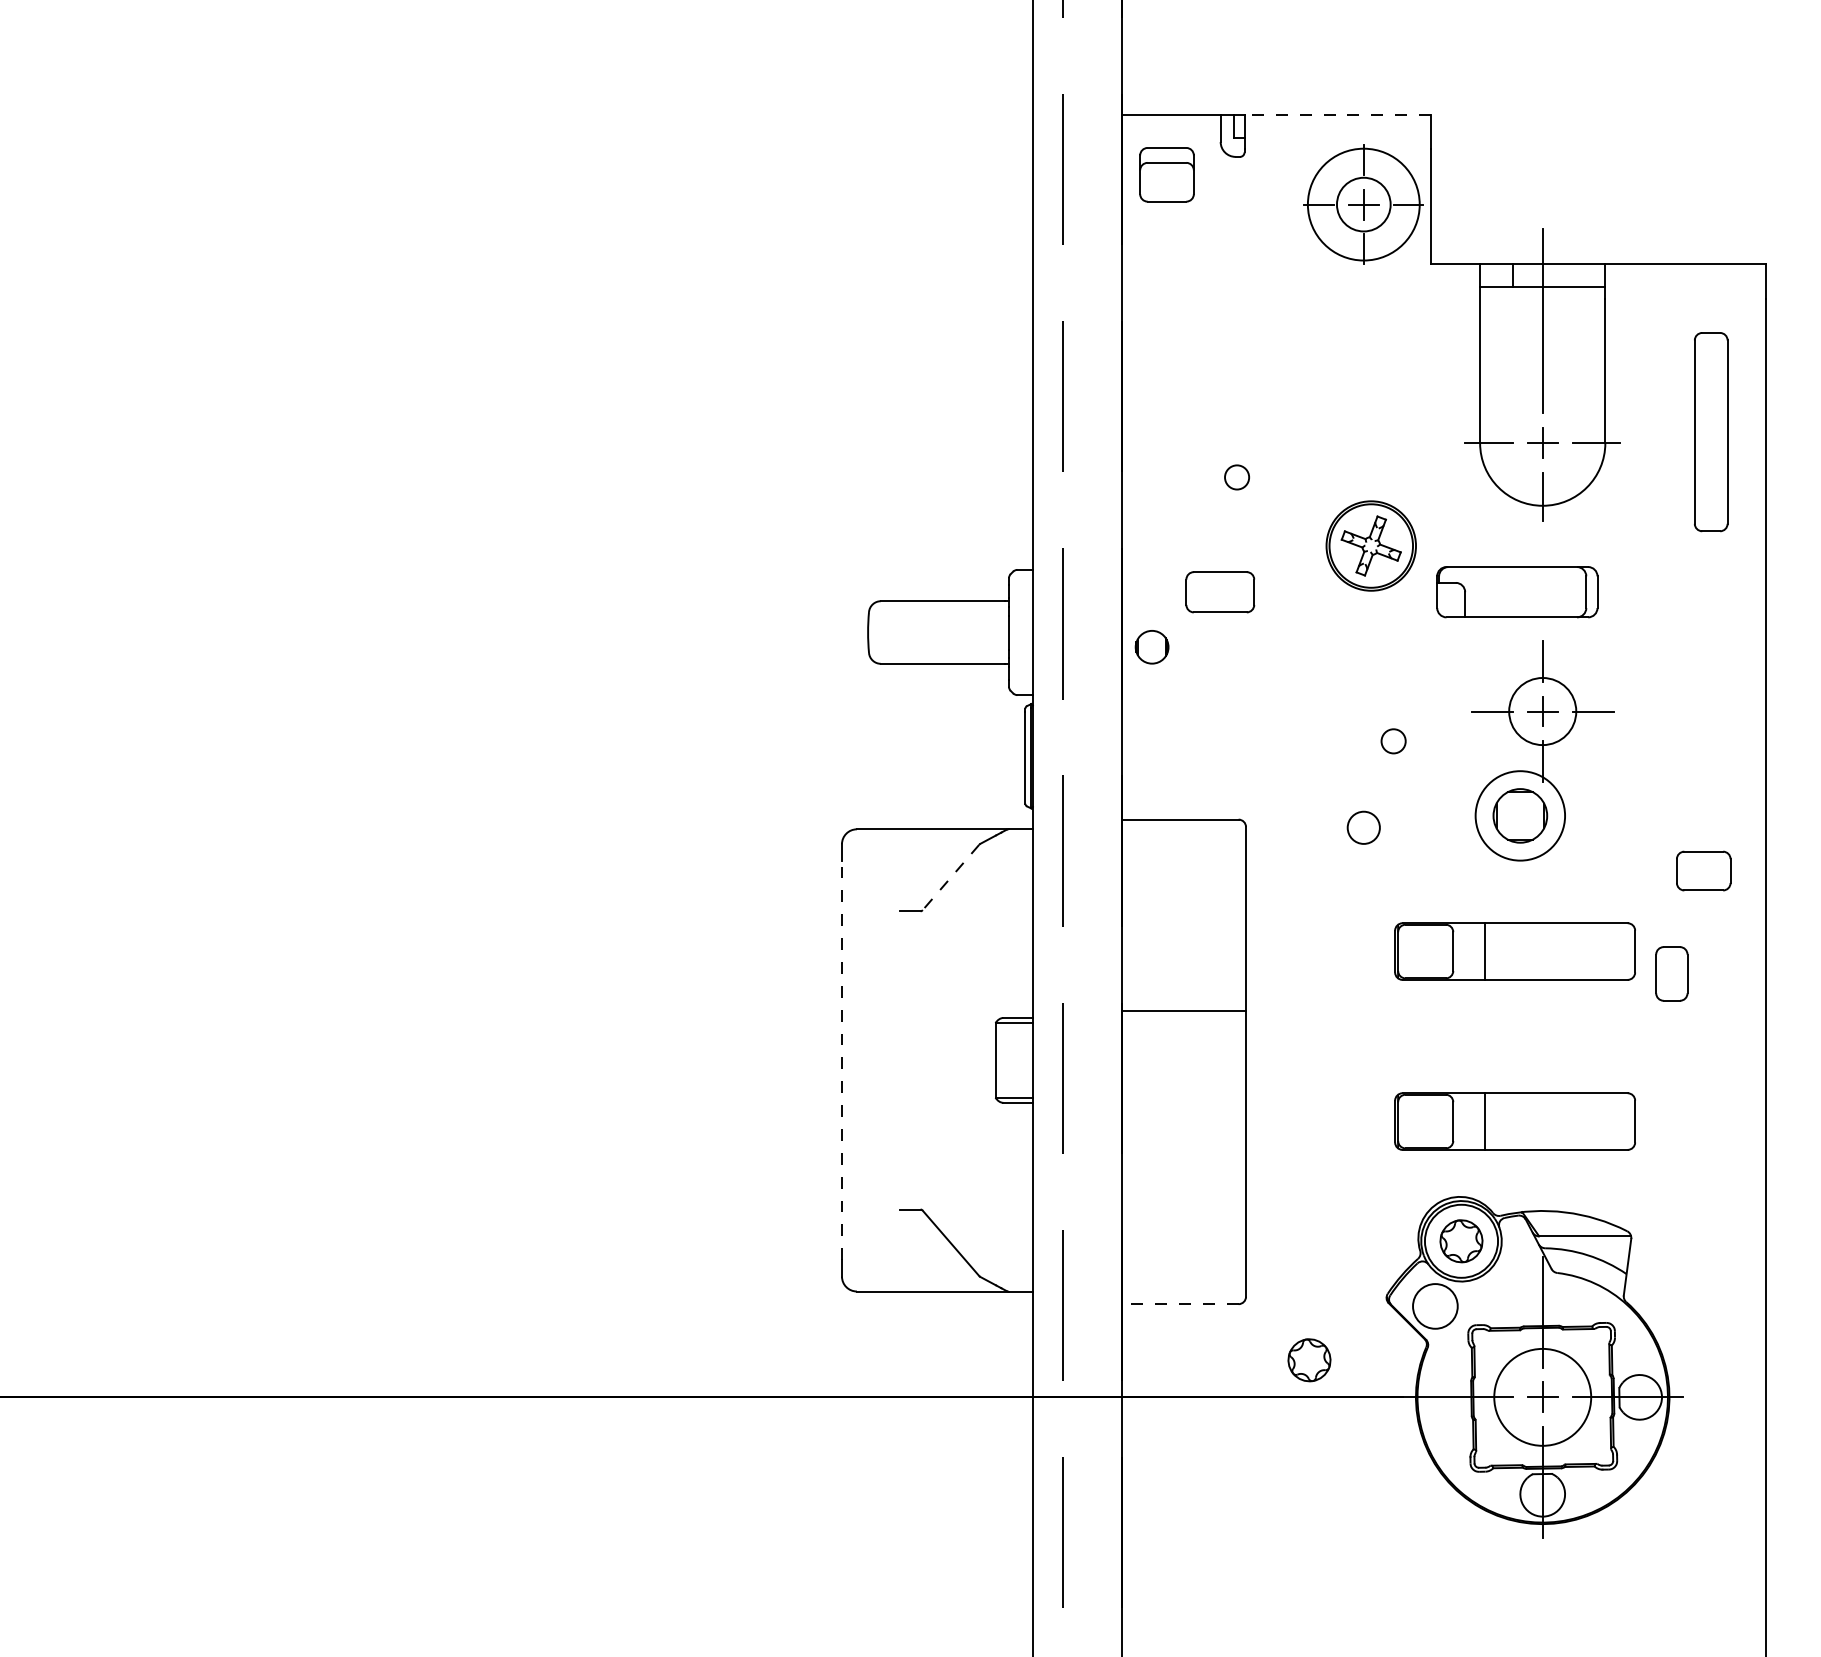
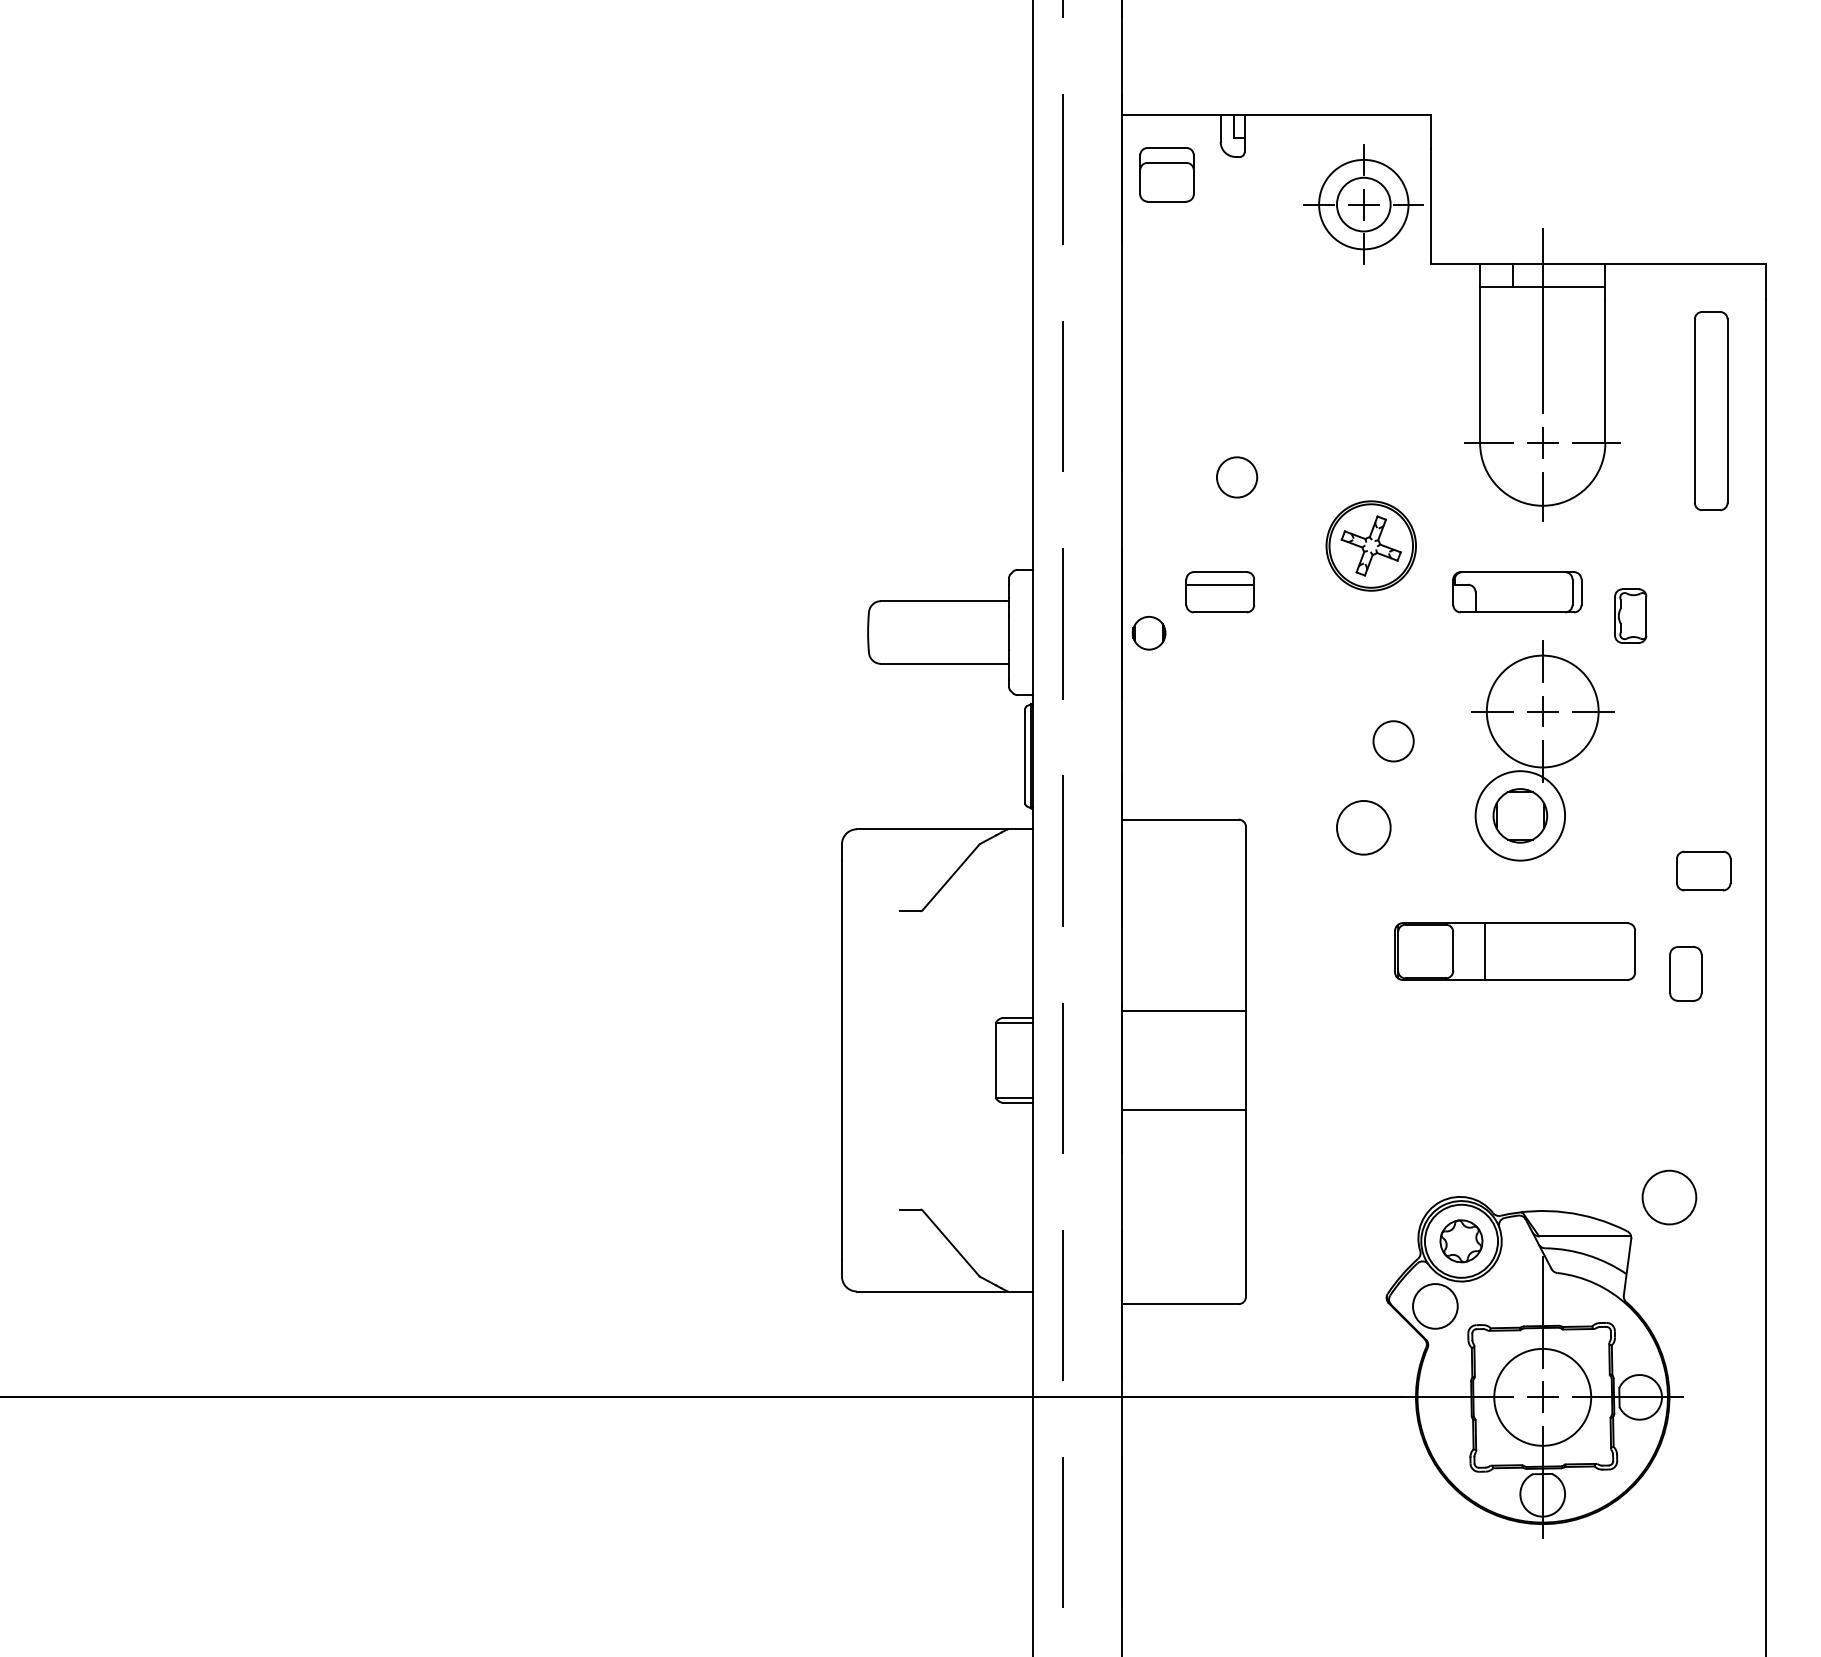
line: dashed -> solid (1337, 115)
circle diameter: 112 px -> 89 px (1363, 204)
part position: (1711, 432) -> (1711, 411) (1711, 411)
circle diameter: 24 px -> 40 px (1236, 477)
line: none -> present (1220, 584)
part size: 163x53 px -> 131x43 px (1517, 592)
part: none -> present (1630, 615)
part position: (1151, 647) -> (1148, 633) (1148, 633)
circle diameter: 67 px -> 112 px (1542, 711)
circle diameter: 24 px -> 40 px (1393, 741)
circle diameter: 32 px -> 54 px (1363, 827)
line: dashed -> solid (950, 877)
part position: (1671, 973) -> (1685, 973) (1685, 973)
line: dashed -> solid (841, 1060)
line: none -> present (1184, 1109)
part: present -> none (1514, 1121)
circle: none -> present (1669, 1197)
line: dashed -> solid (1179, 1304)
part: present -> none (1309, 1360)
